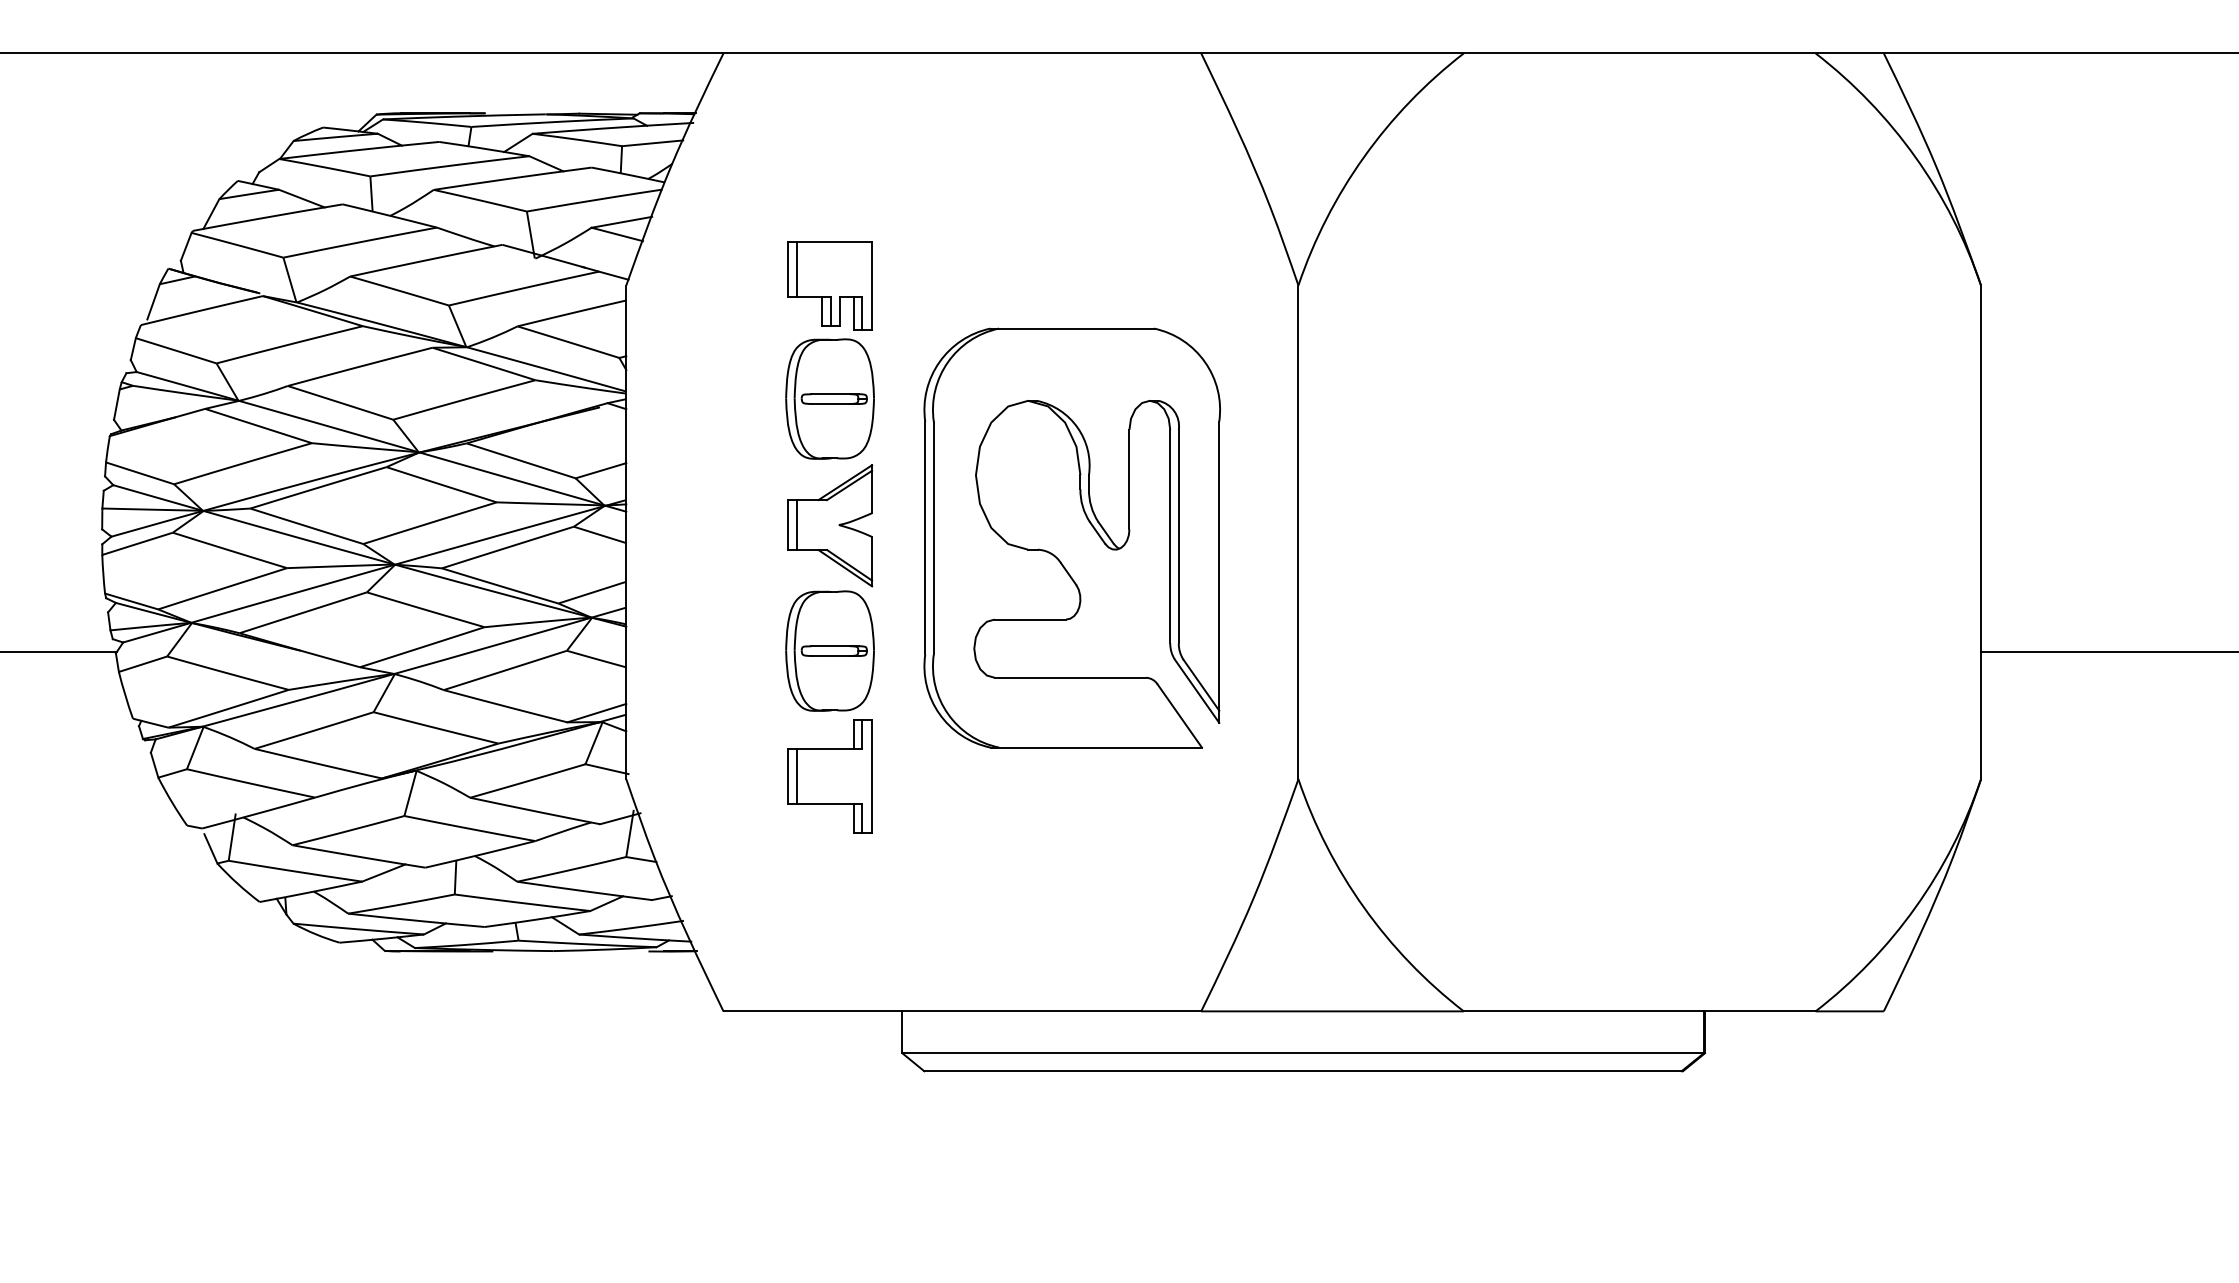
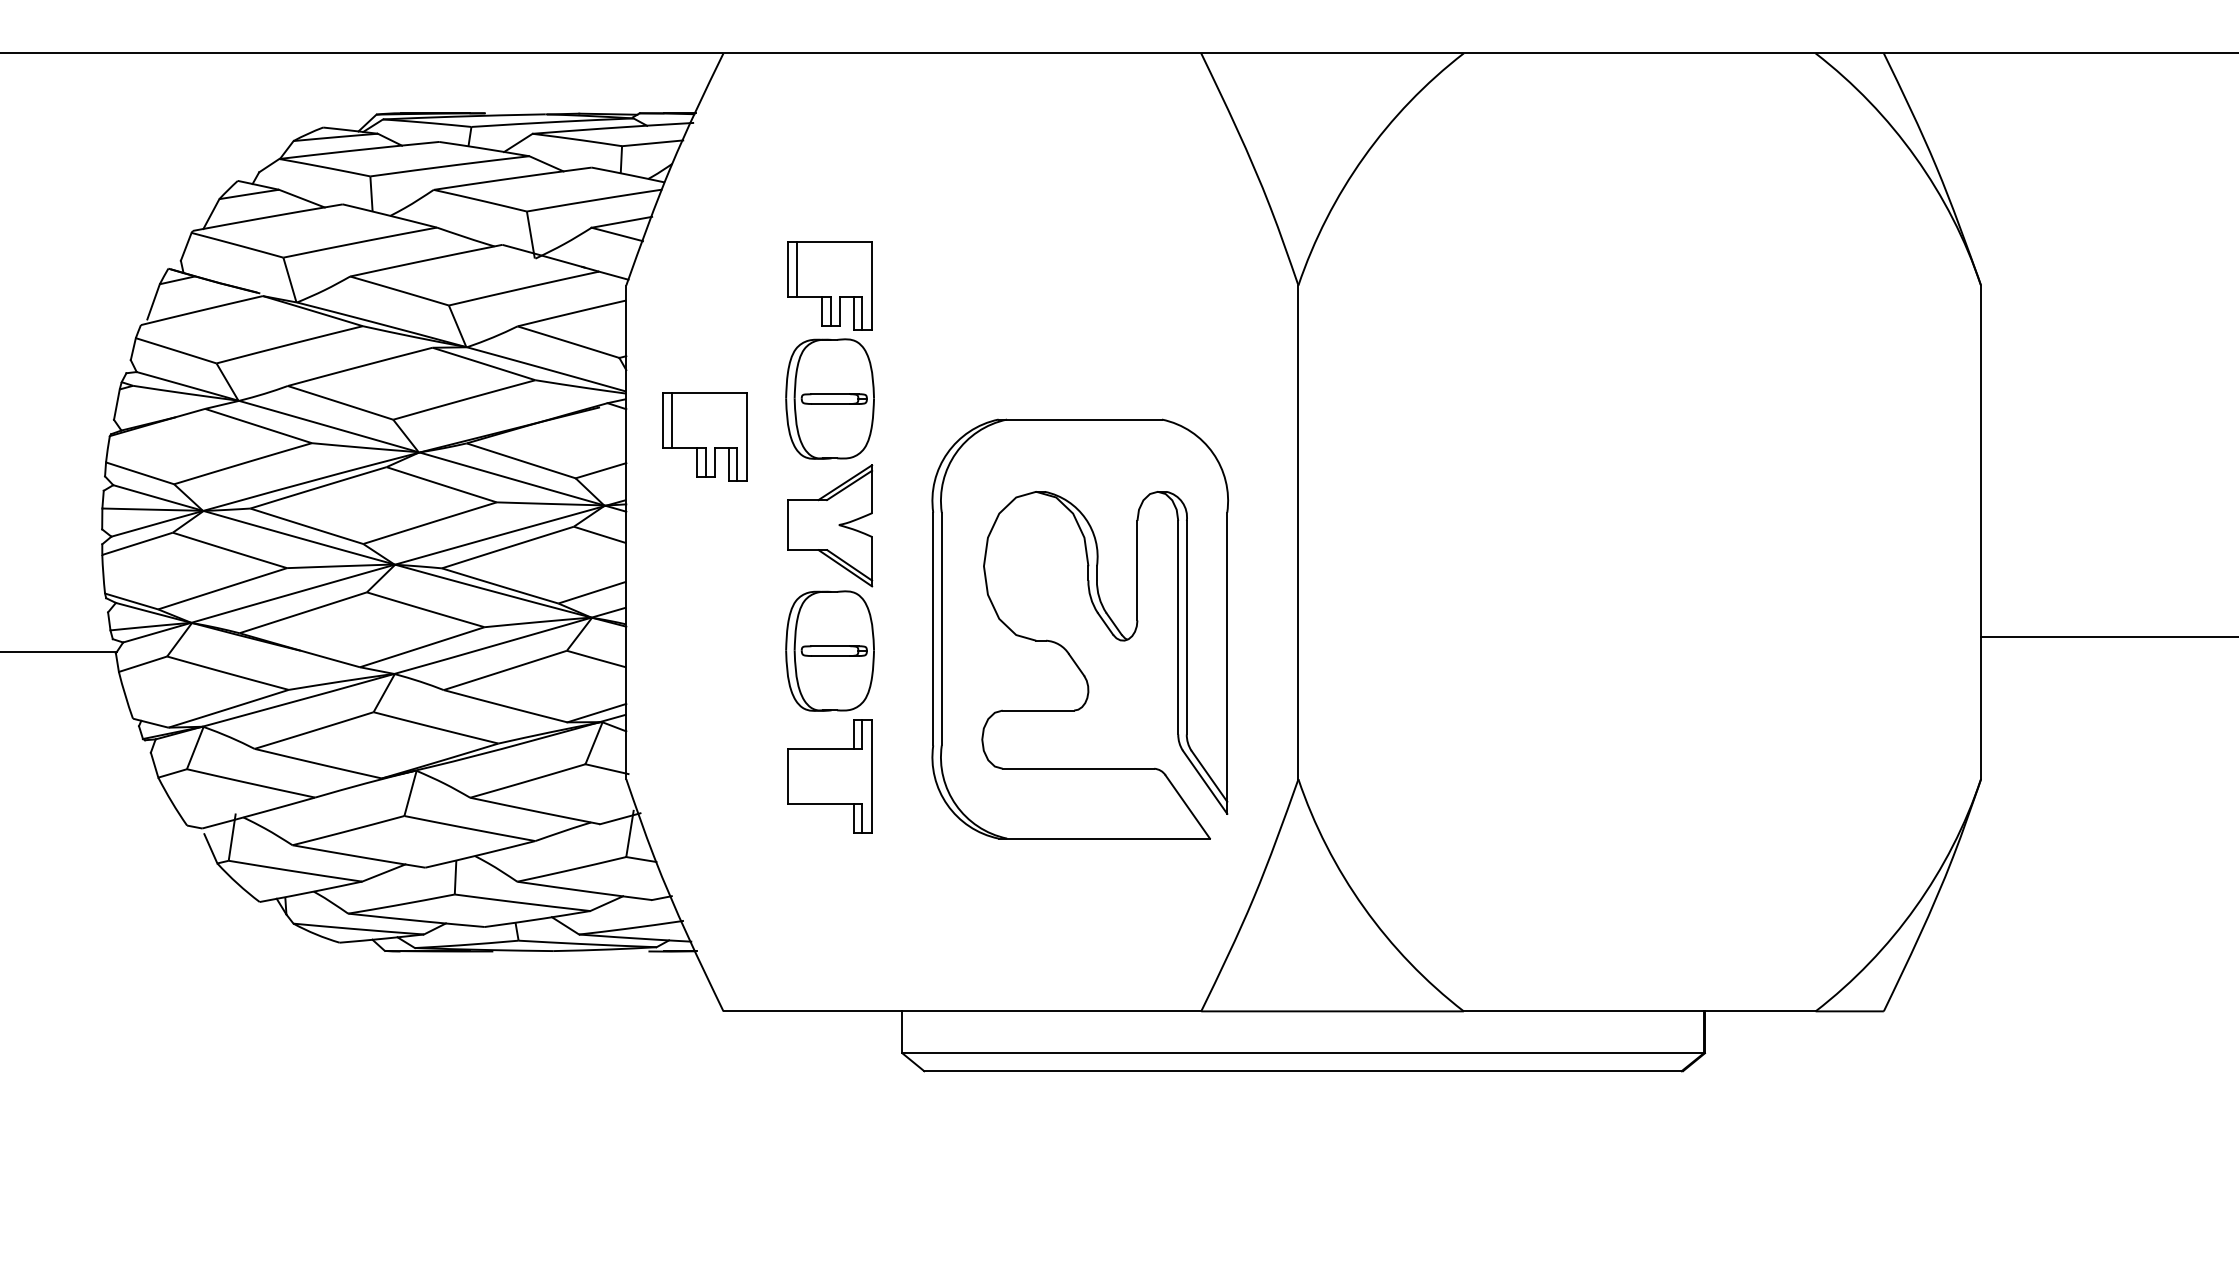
part: none -> present (704, 436)
part position: (1089, 523) -> (1097, 614) (1097, 614)
line: present -> none (796, 525)
line position: (2108, 652) -> (2108, 637) (2108, 637)
line: present -> none (796, 776)
